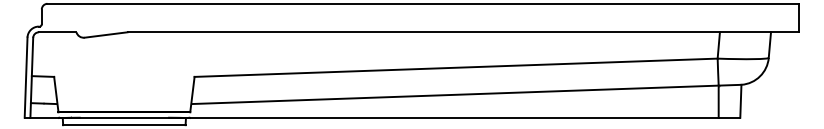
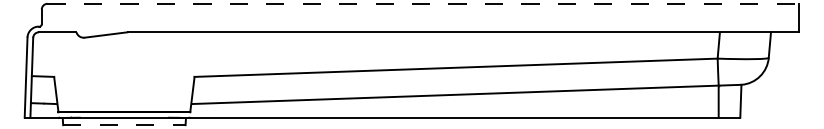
line: solid -> dashed (423, 3)
line: solid -> dashed (124, 125)
